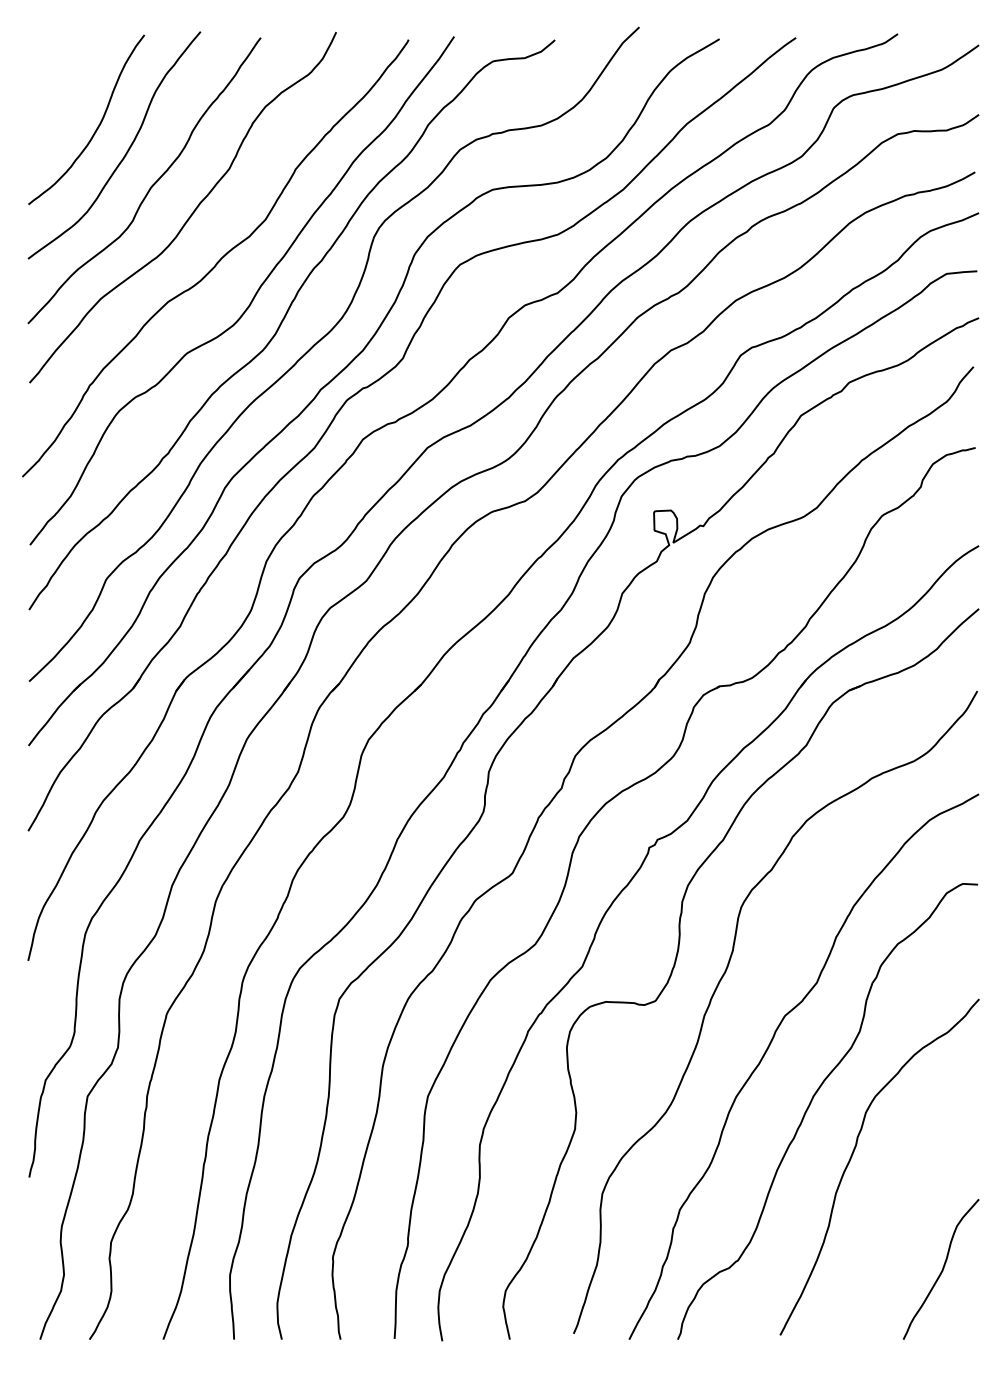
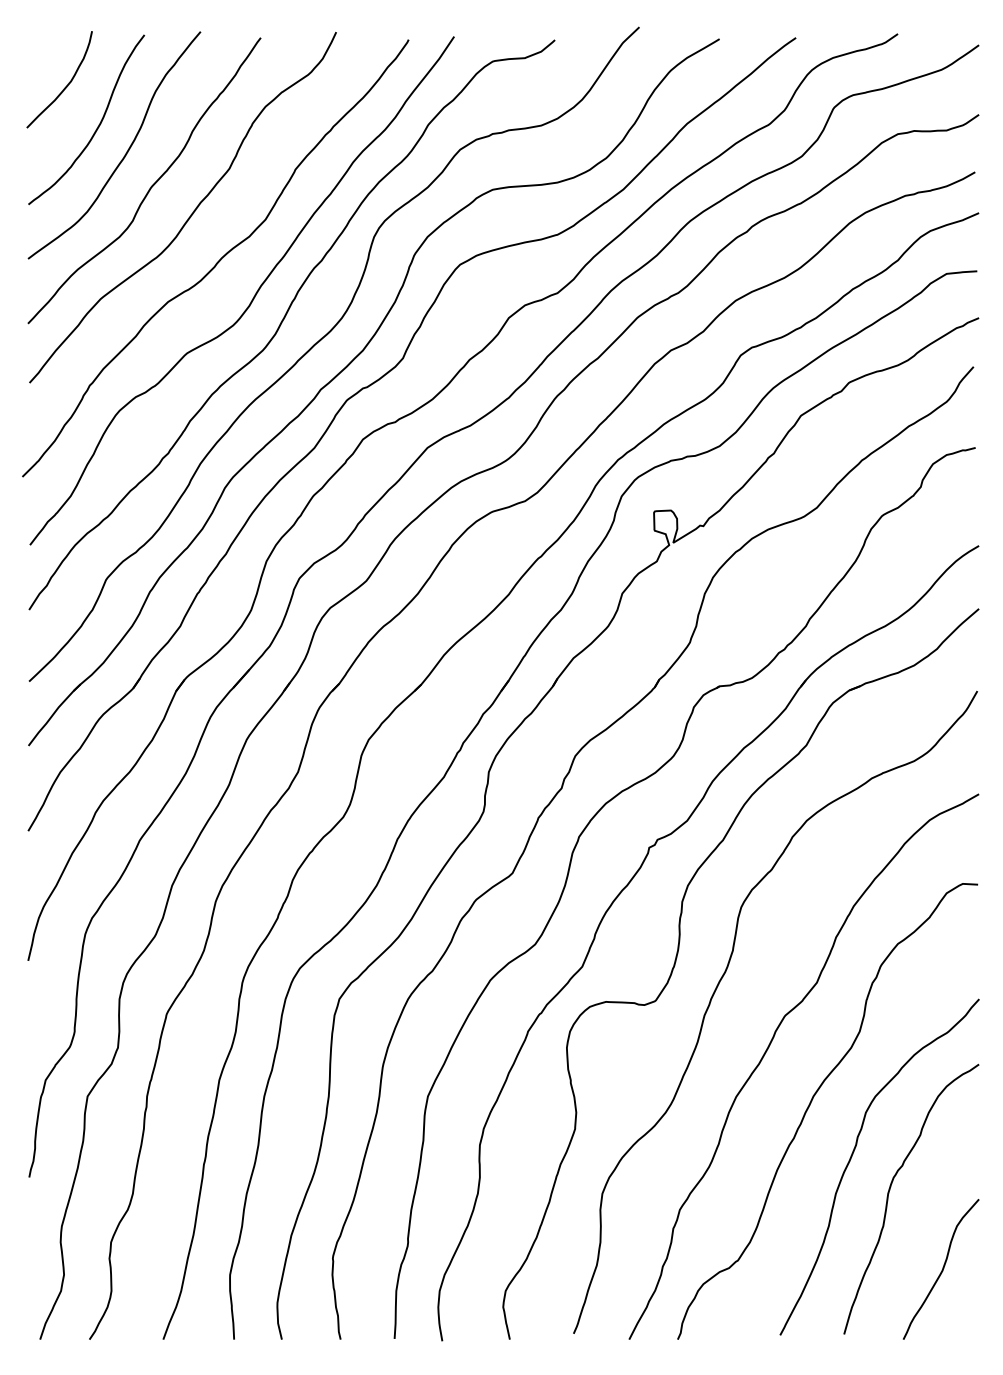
curve: none -> present (66, 85)
curve: none -> present (890, 1190)
